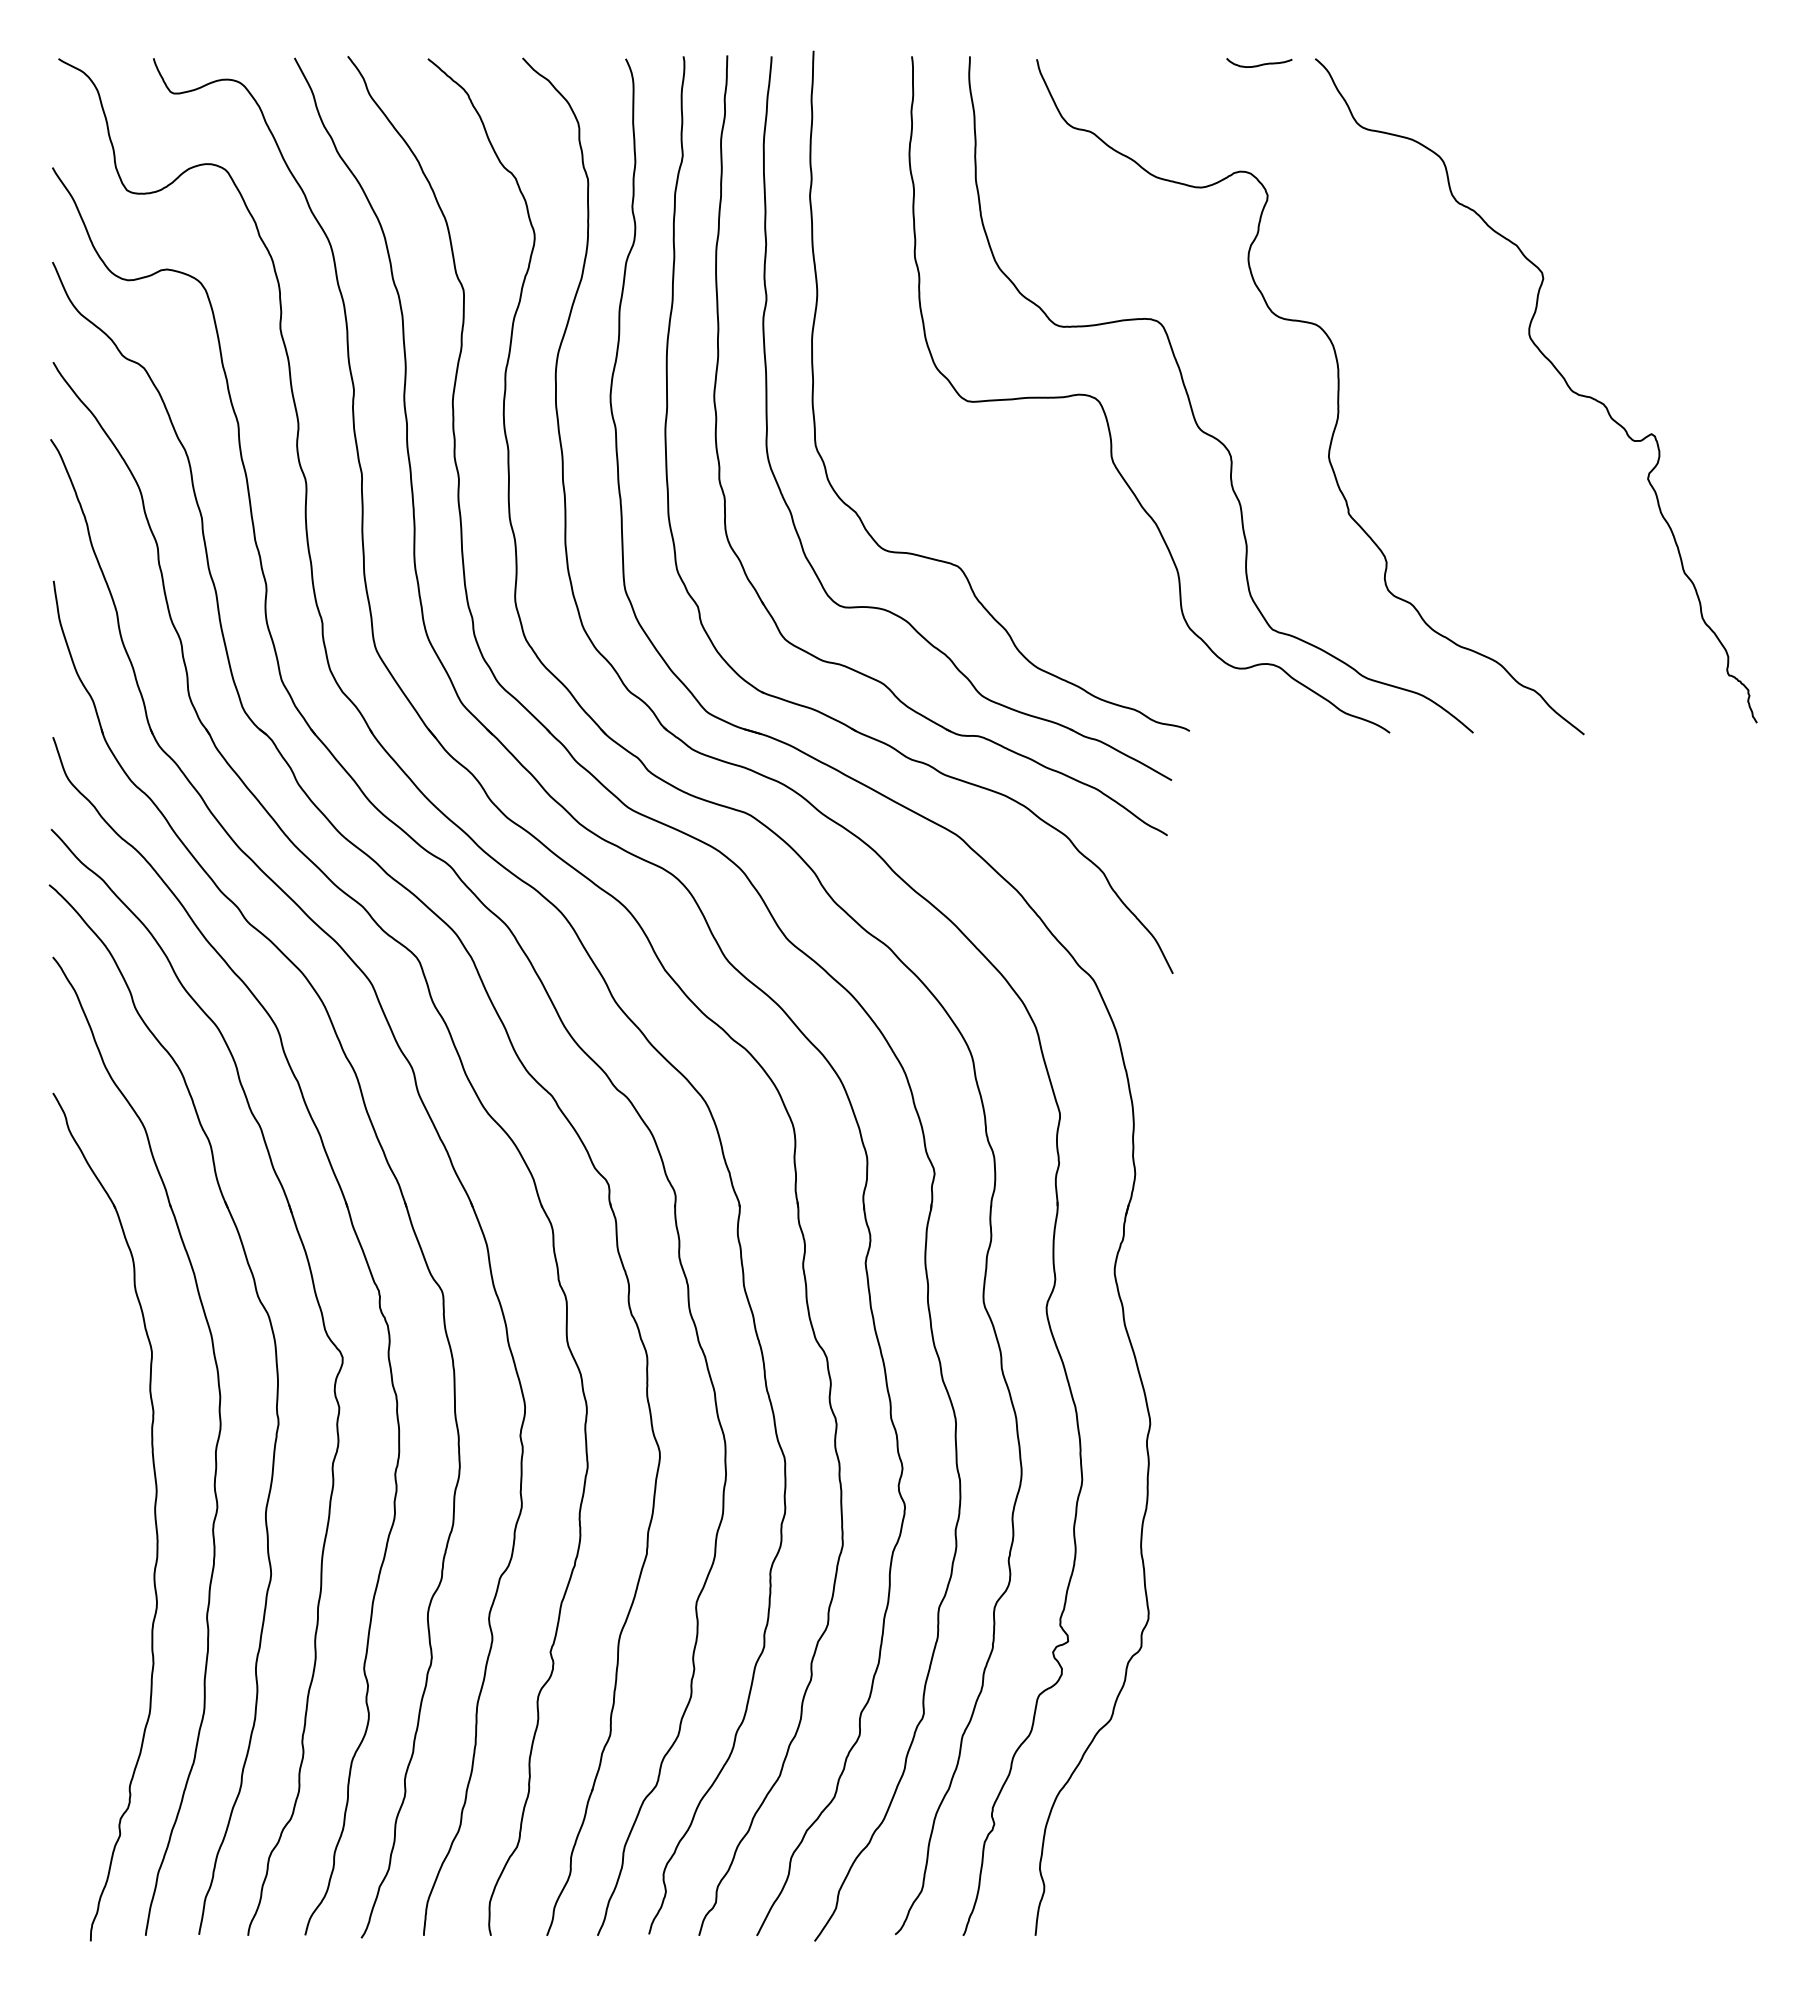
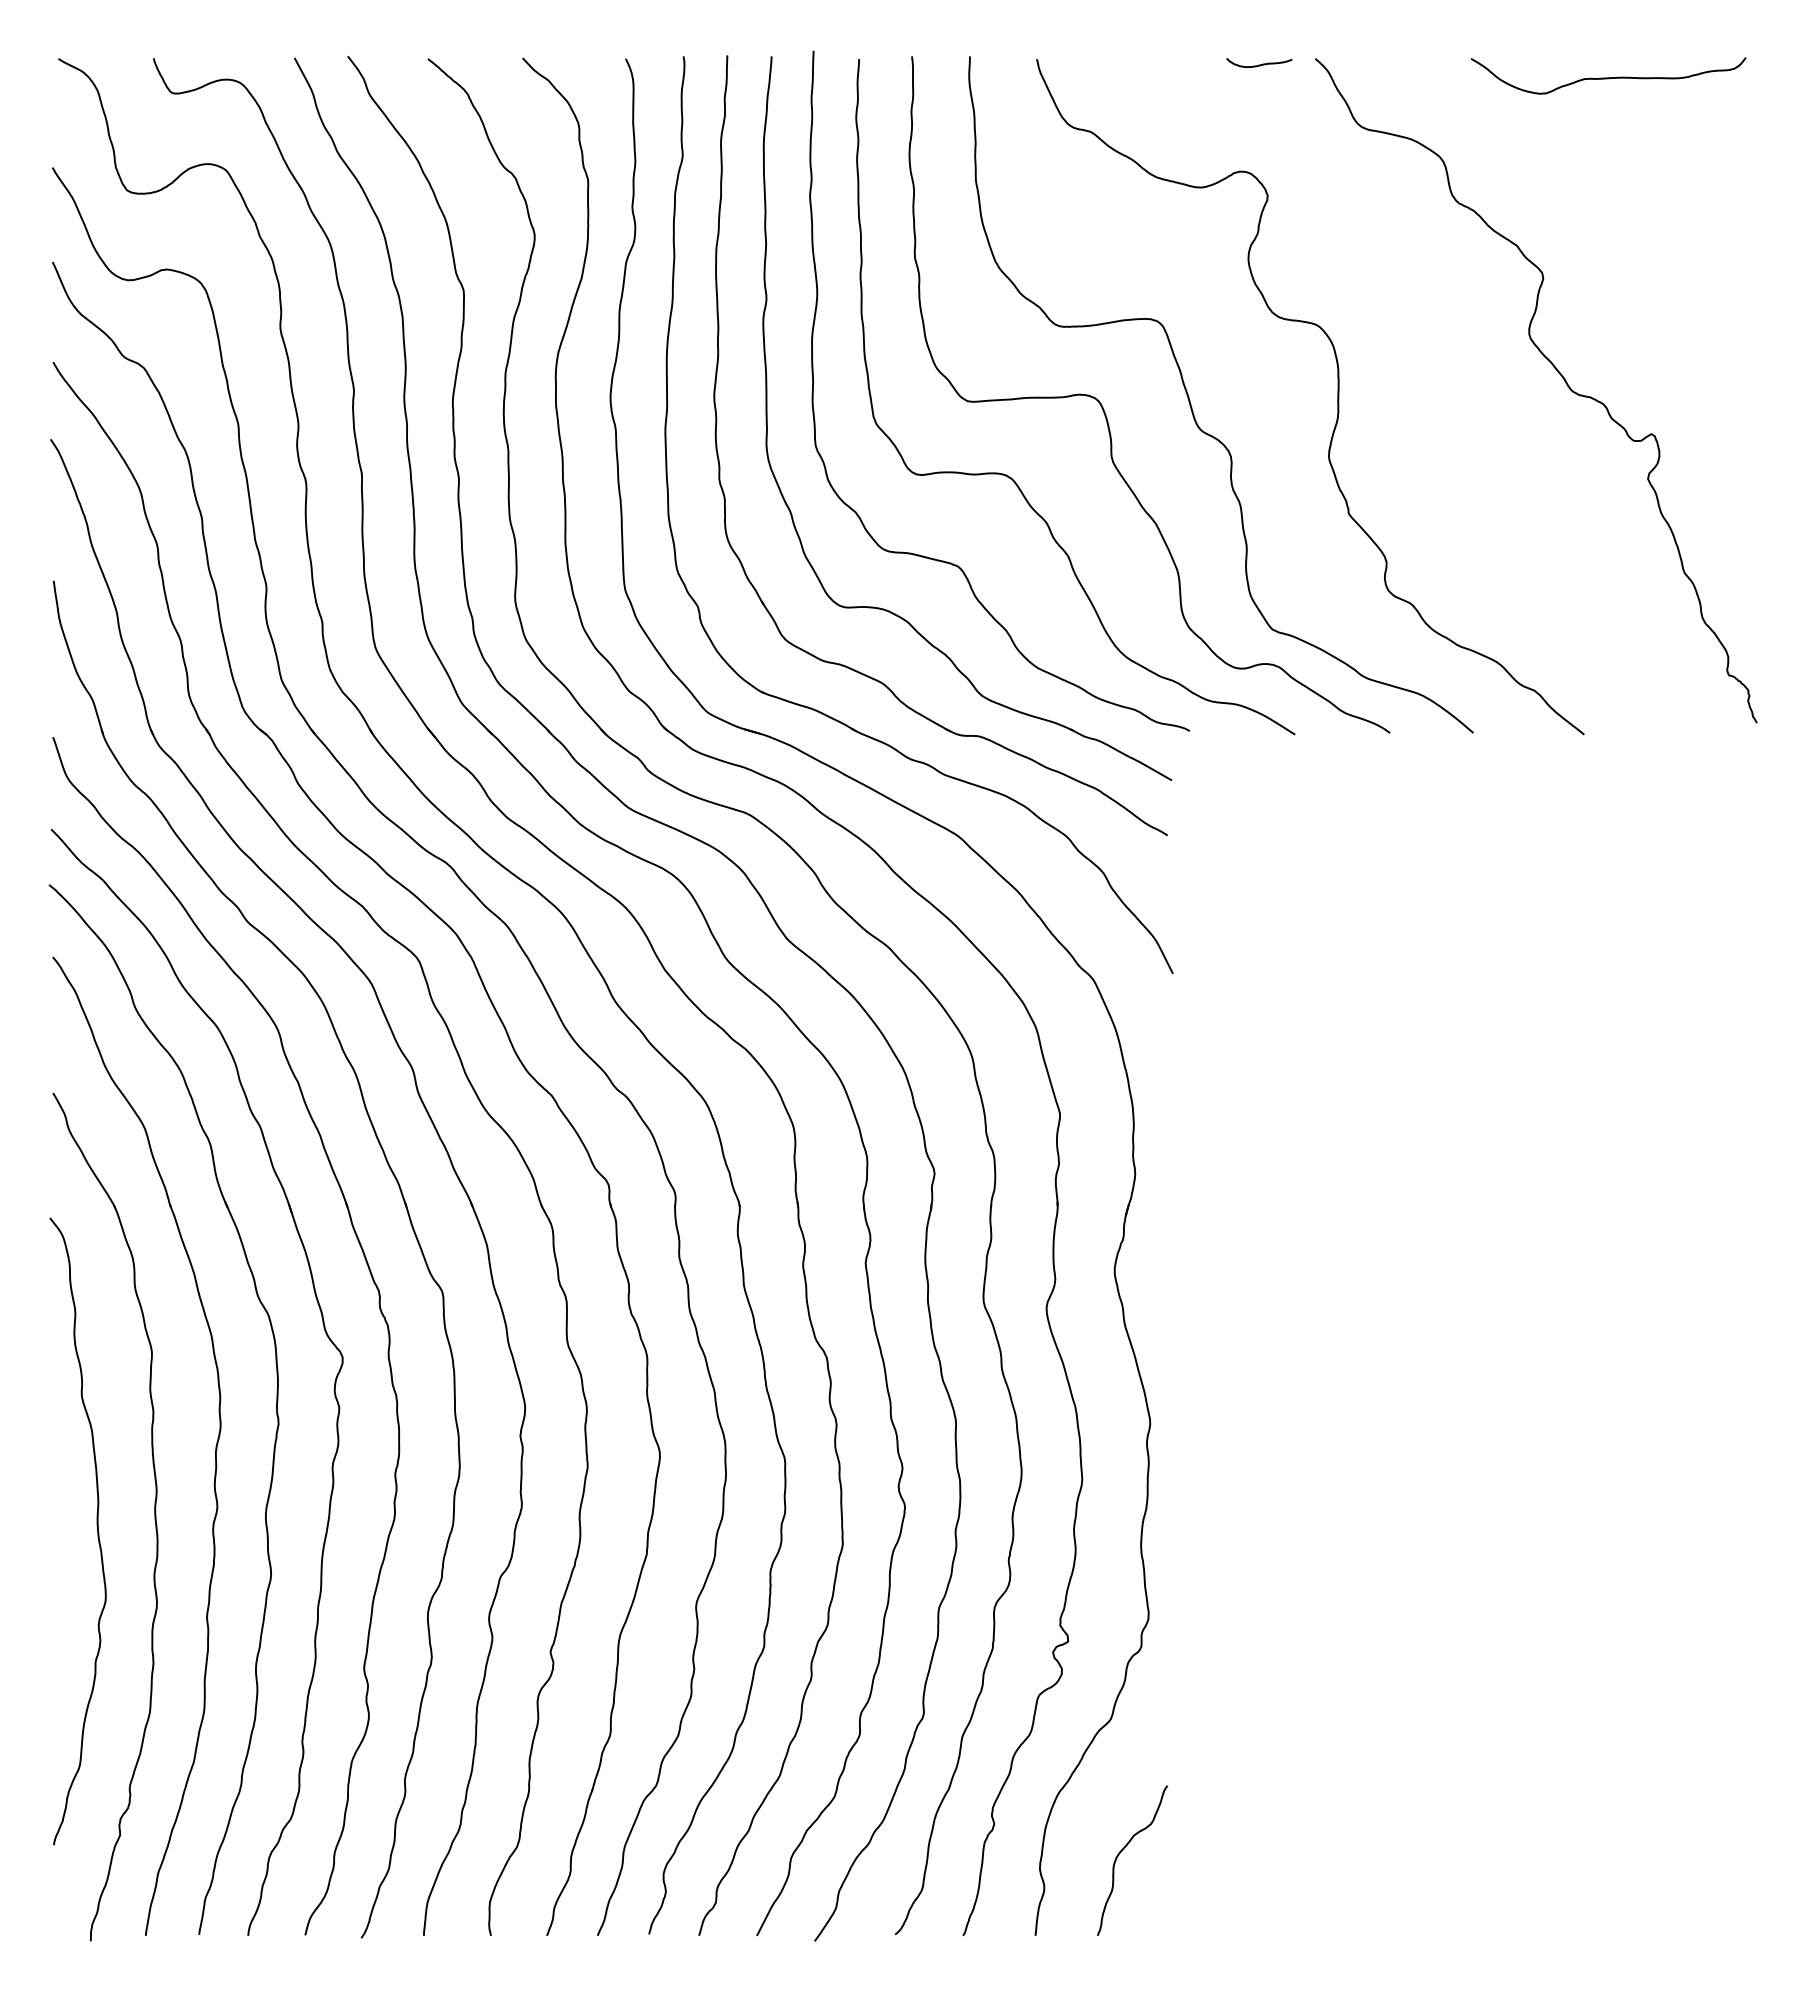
curve: none -> present (1608, 77)
curve: none -> present (1011, 477)
curve: none -> present (96, 1526)
curve: none -> present (1123, 1850)
